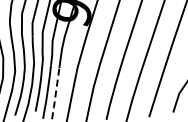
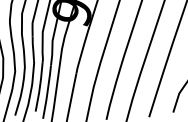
line: dashed -> solid (55, 94)
